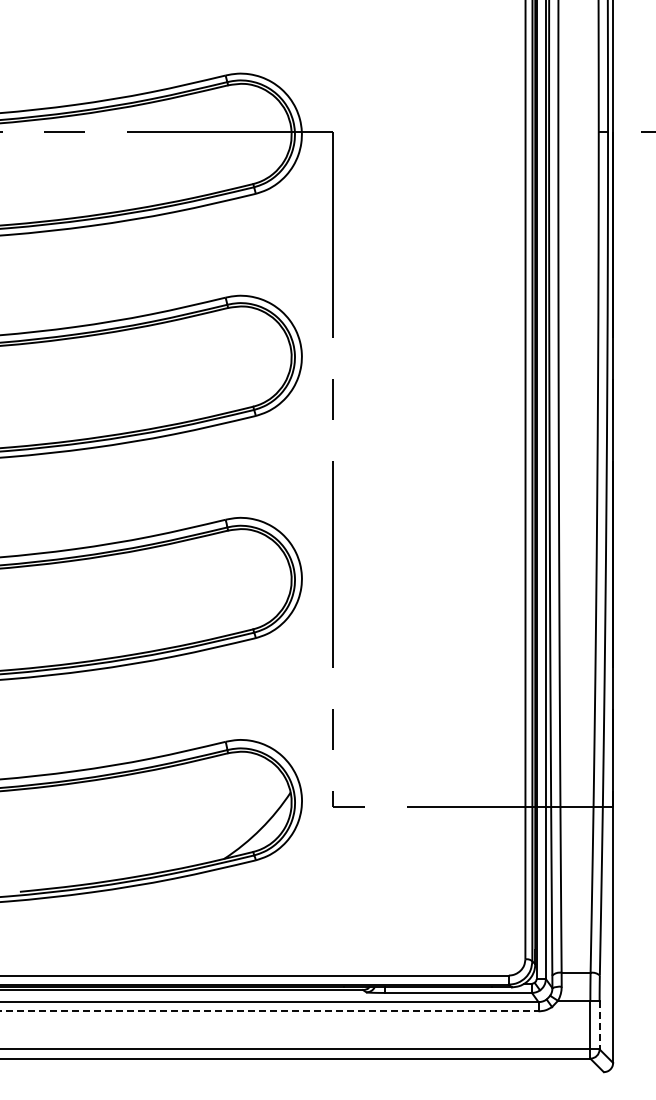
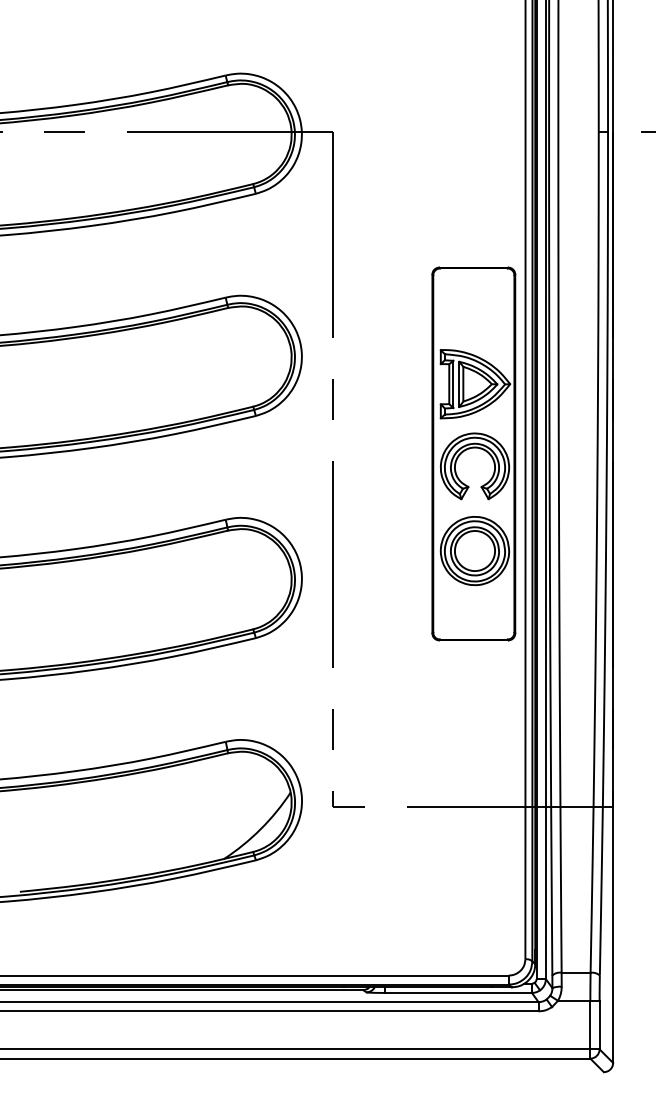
part: none -> present (473, 453)
line: dashed -> solid (269, 1011)
line: dashed -> solid (599, 1025)
